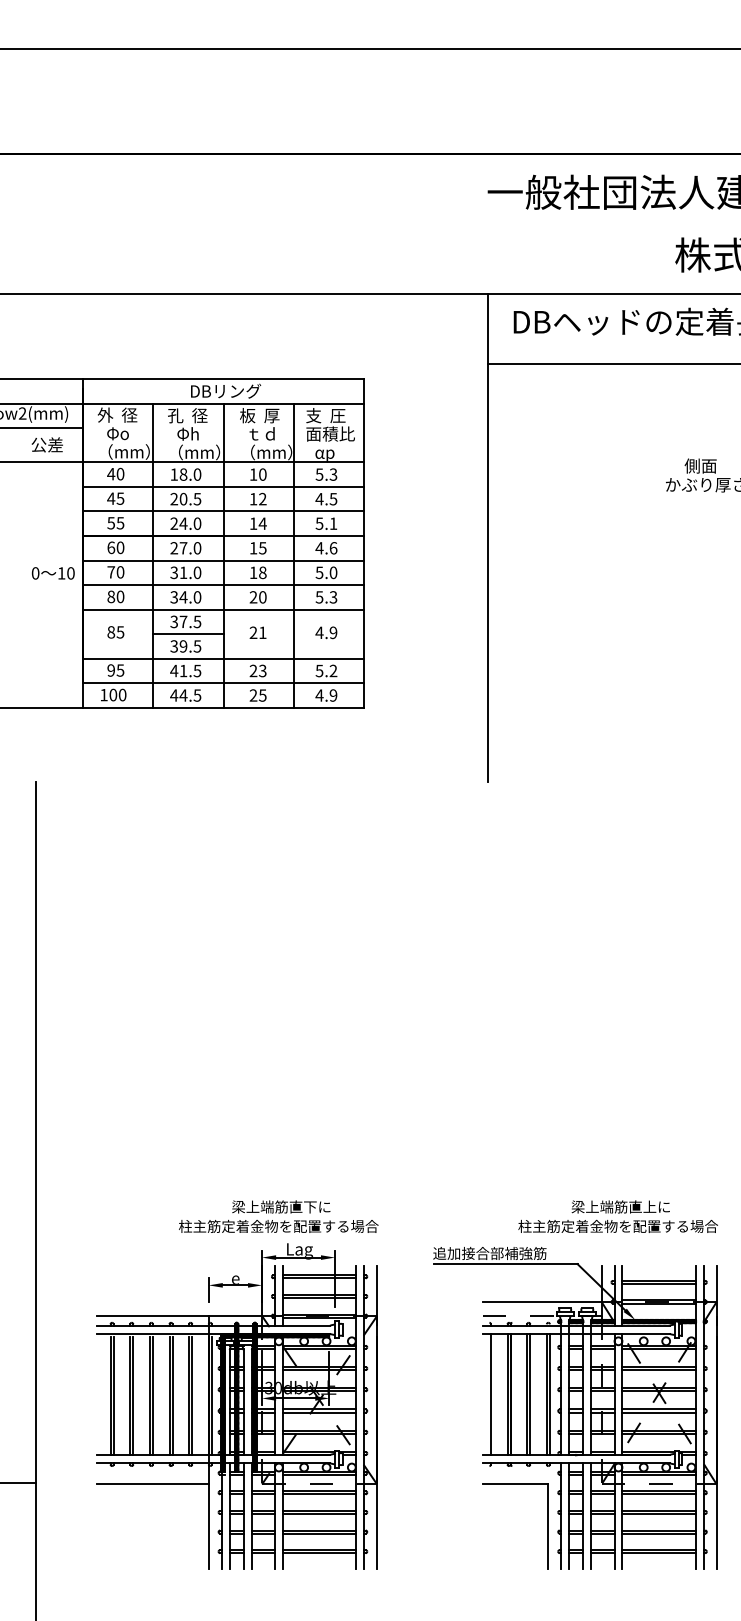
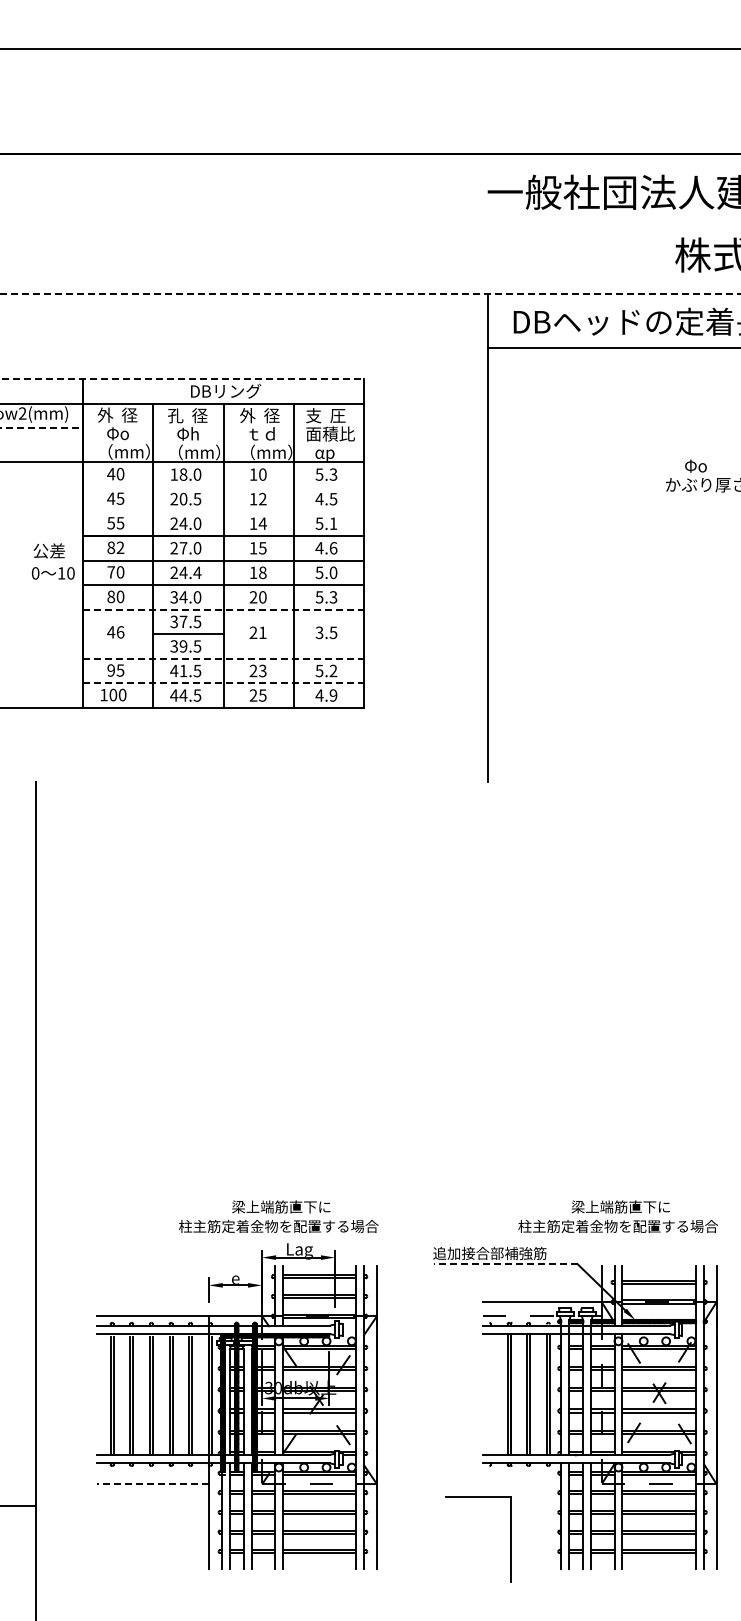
line: solid -> dashed (370, 294)
line position: (612, 364) -> (612, 348) (612, 348)
line: solid -> dashed (182, 378)
text: 板  厚 -> 外  径 (259, 415)
line: solid -> dashed (42, 428)
text position: (46, 444) -> (48, 550) (48, 550)
text: 側面 -> Φo (700, 465)
line: present -> none (223, 486)
line: present -> none (223, 511)
text: 60 -> 82 (115, 547)
text: 31.0 -> 24.4 (185, 572)
line: solid -> dashed (224, 609)
text: 85 -> 46 (115, 632)
text: 4.9 -> 3.5 (326, 632)
line: solid -> dashed (224, 658)
line: solid -> dashed (224, 683)
text: 梁上端筋直上に -> 梁上端筋直下に (649, 1206)
line: solid -> dashed (505, 1264)
line: present -> none (491, 1394)
line position: (19, 1483) -> (19, 1506) (19, 1506)
line: solid -> dashed (152, 1484)
part position: (547, 1526) -> (510, 1539) (510, 1539)
